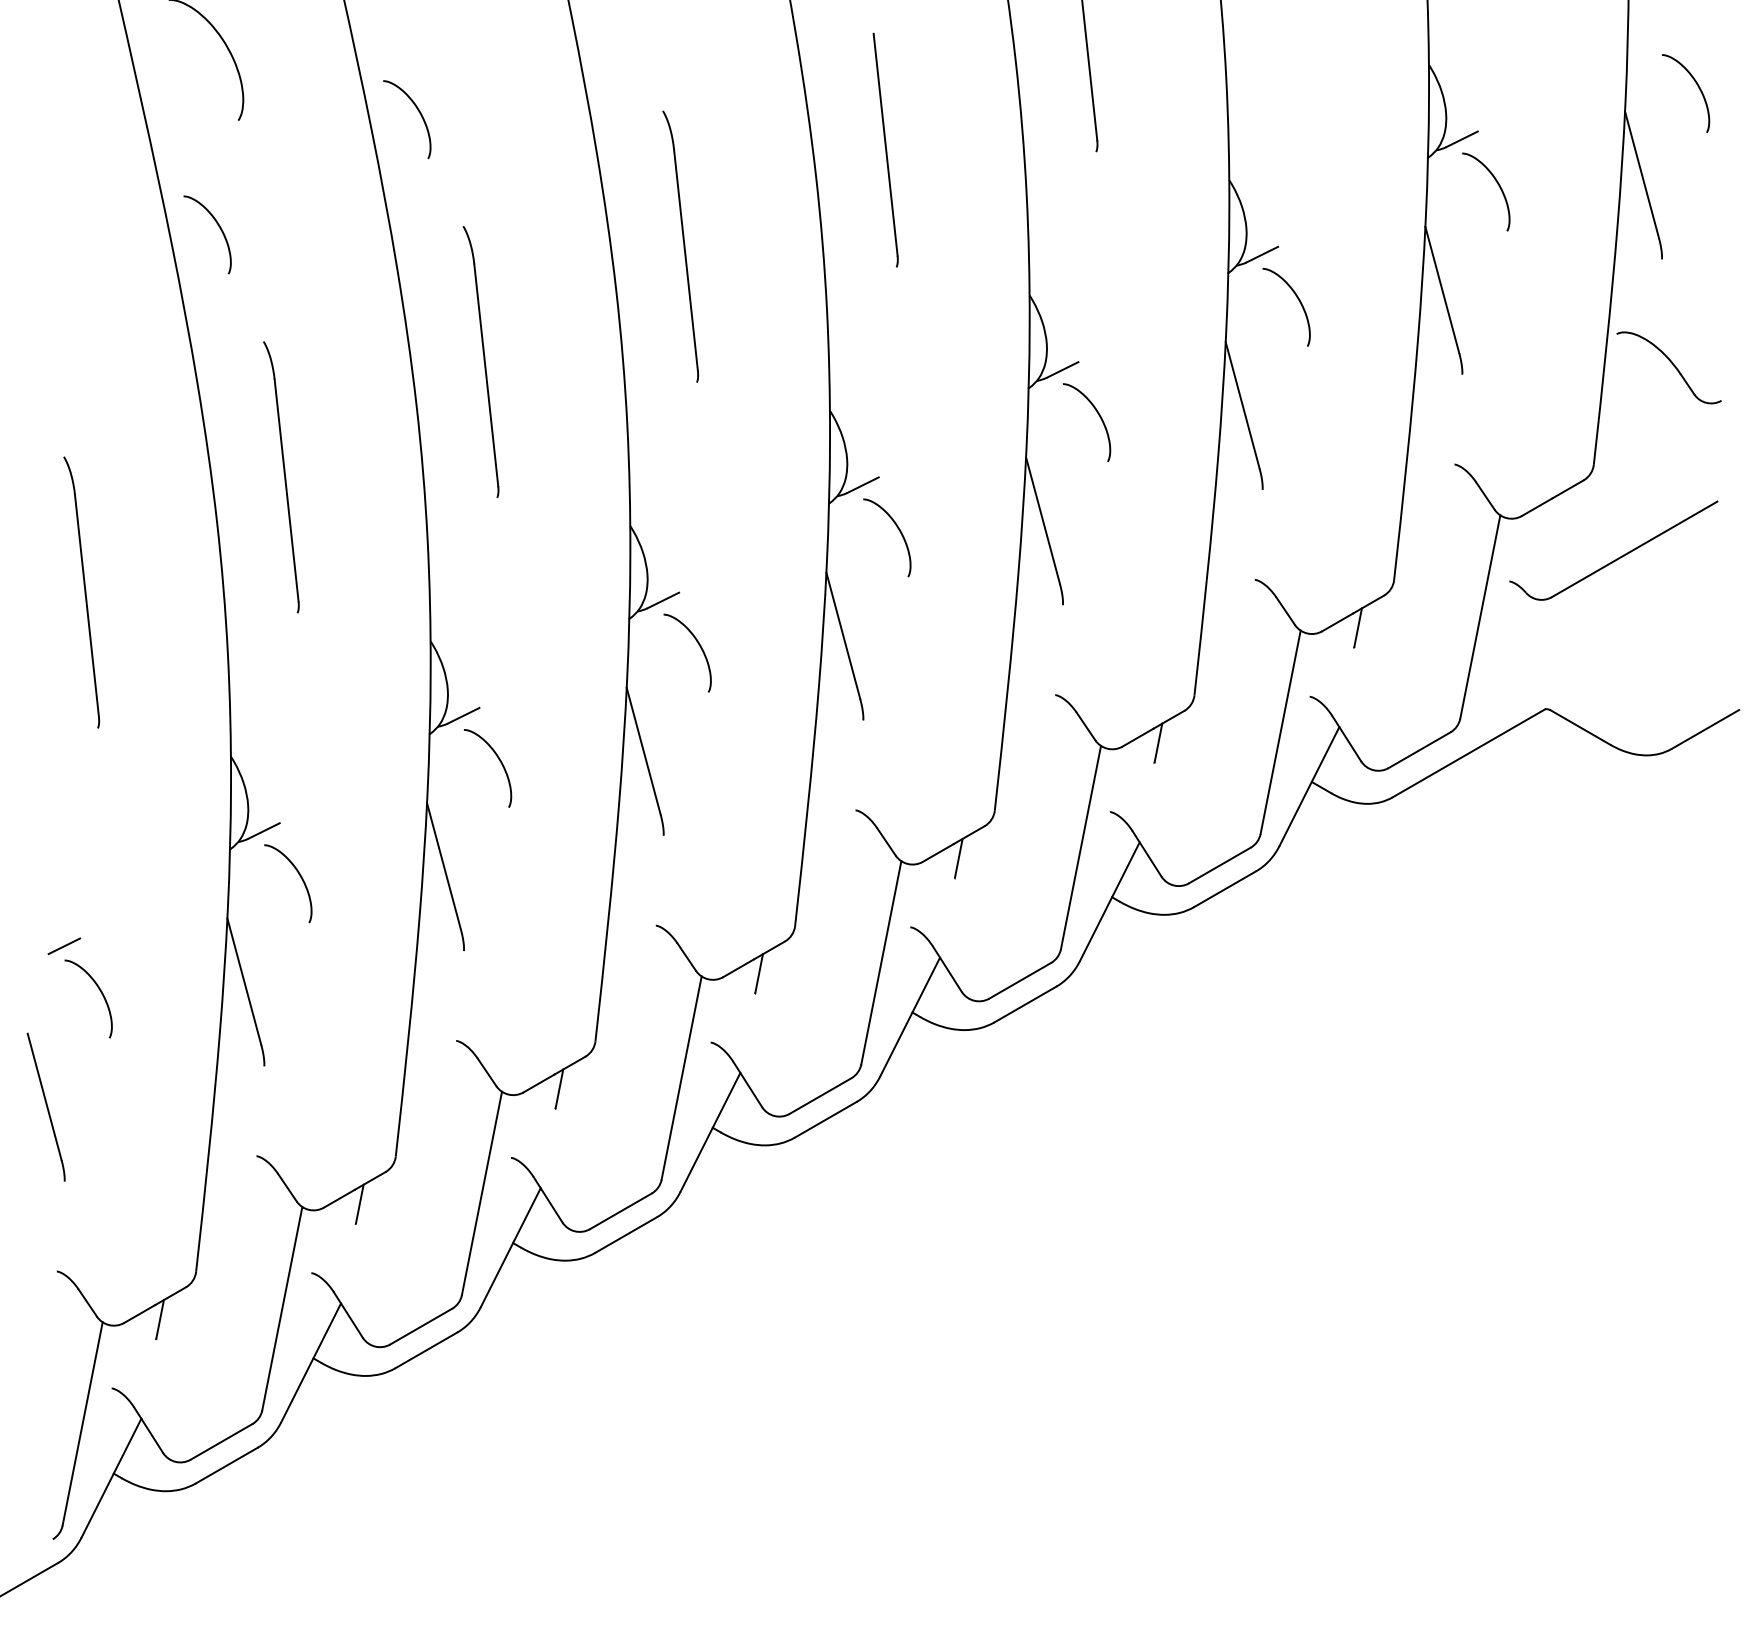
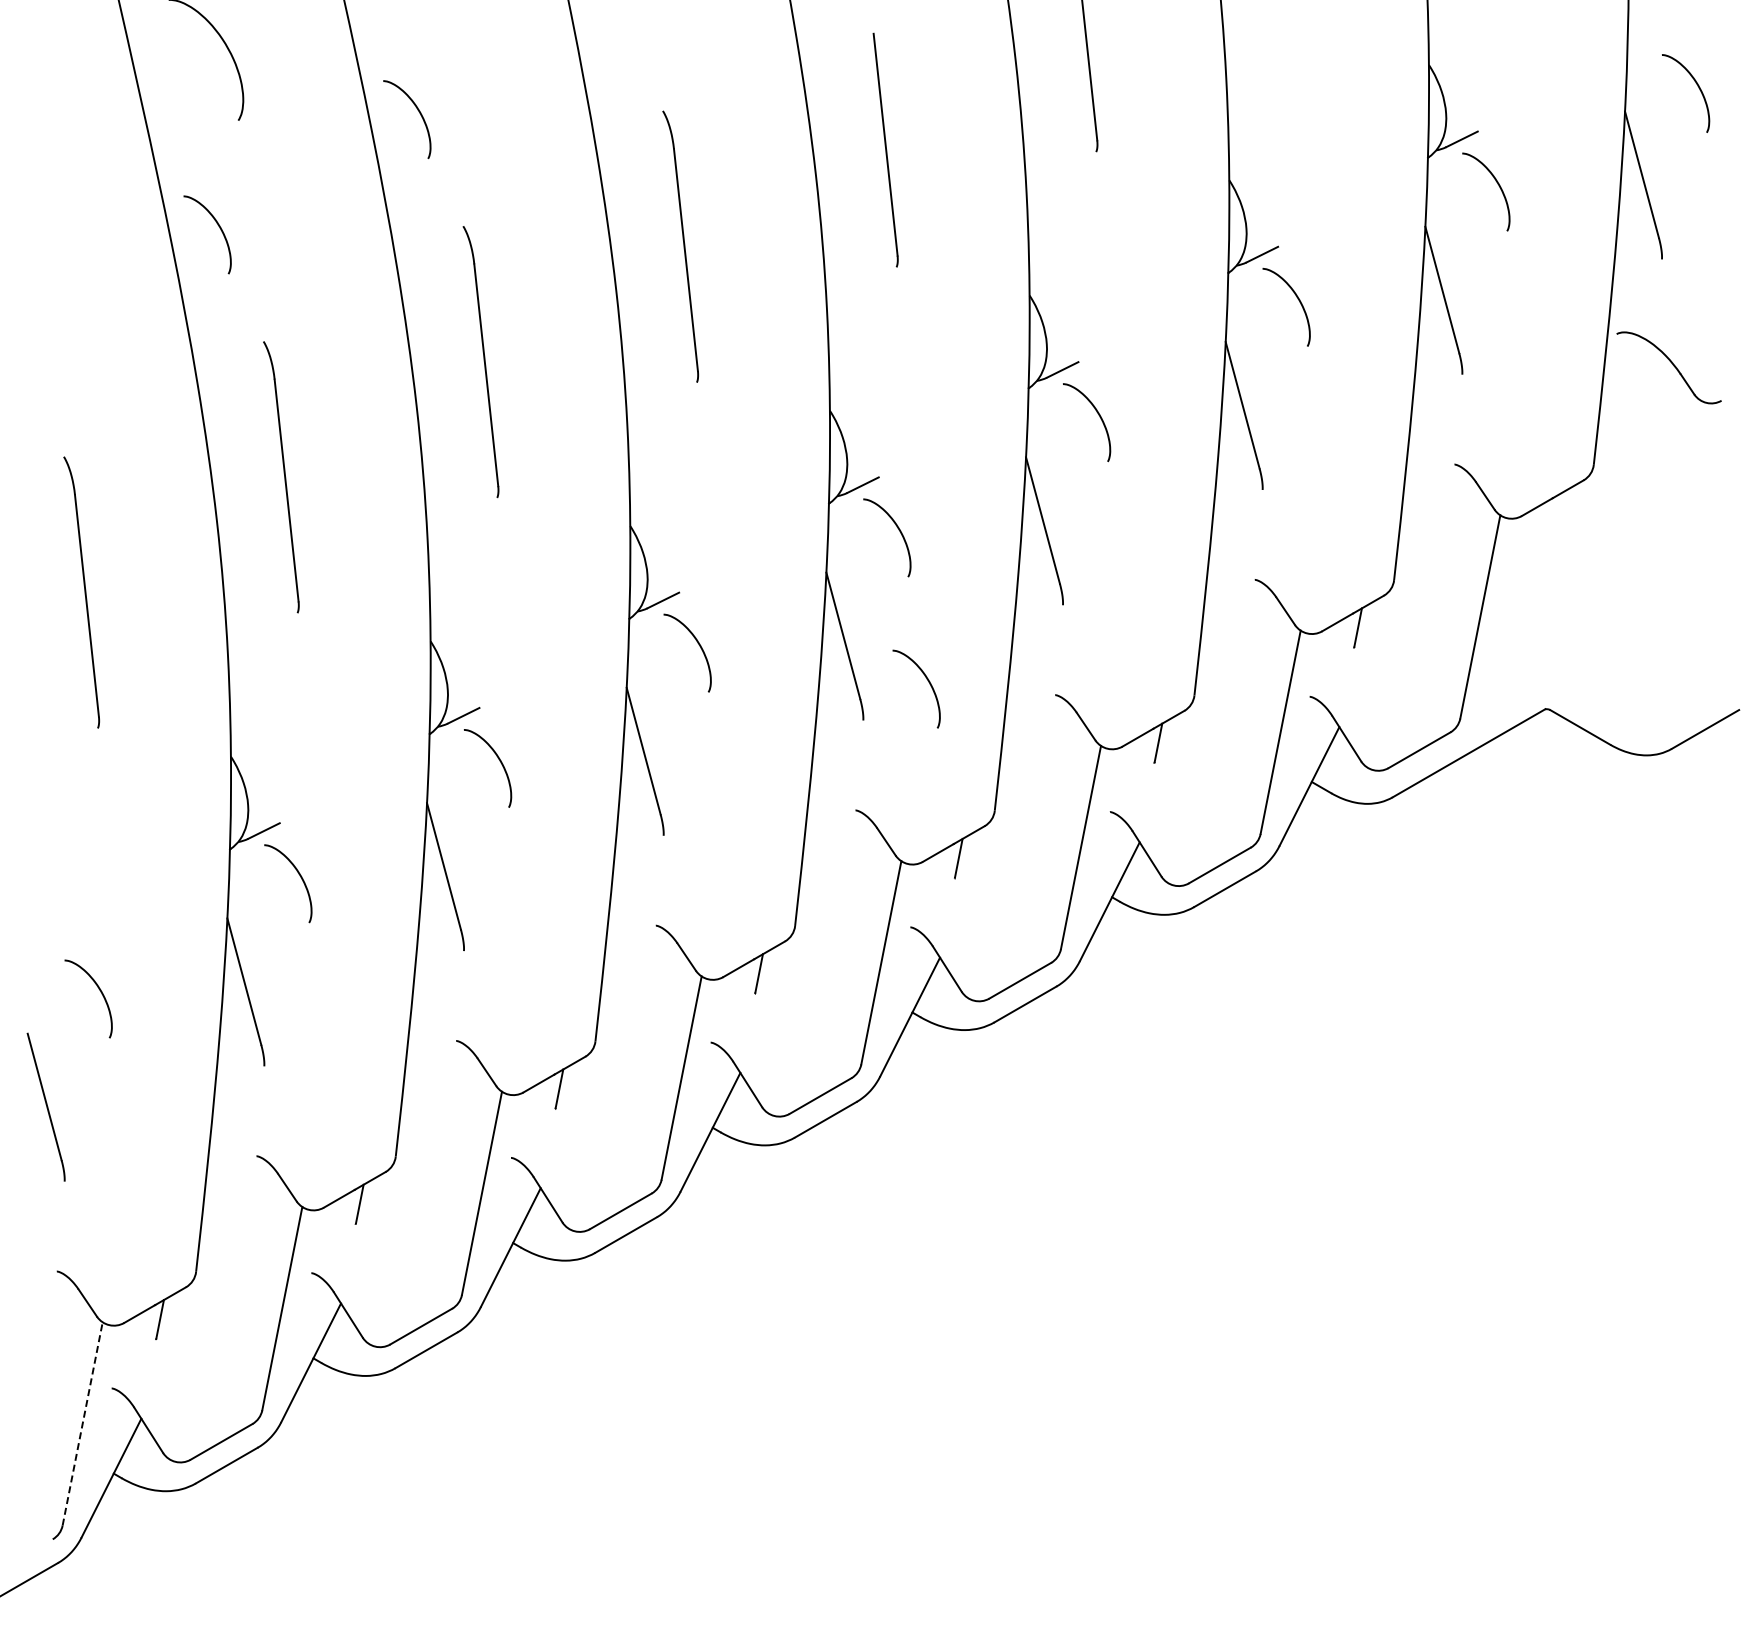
part: present -> none (1616, 558)
curve: none -> present (928, 682)
line: present -> none (64, 946)
line: solid -> dashed (82, 1423)
